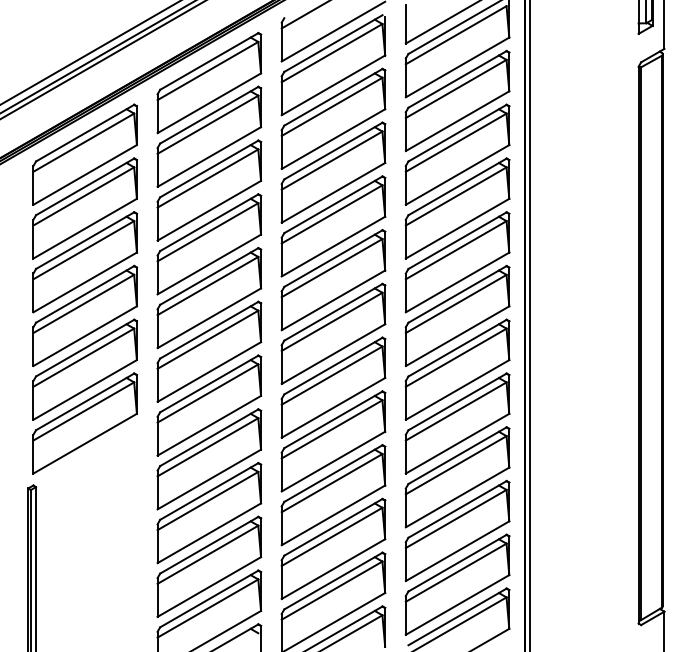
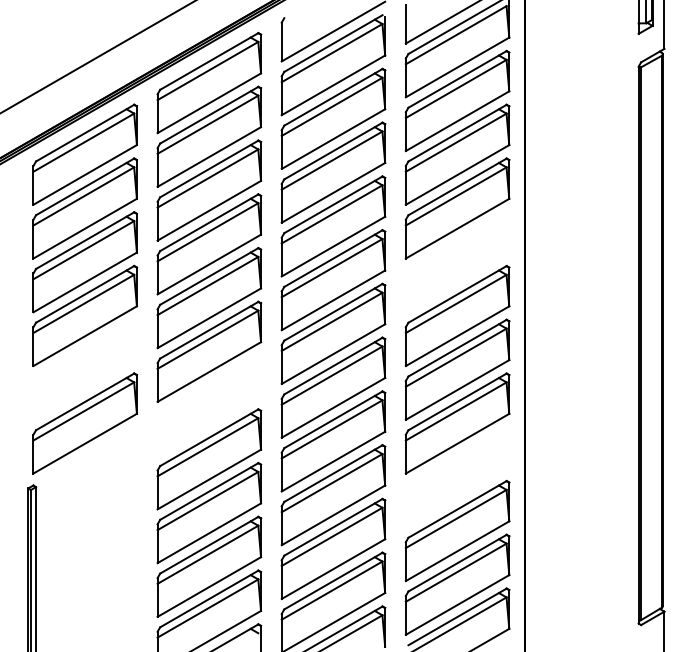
line: present -> none (303, 15)
line: present -> none (90, 52)
line: present -> none (102, 60)
part: present -> none (457, 262)
line: present -> none (529, 325)
part: present -> none (84, 369)
part: present -> none (209, 405)
part: present -> none (457, 477)
